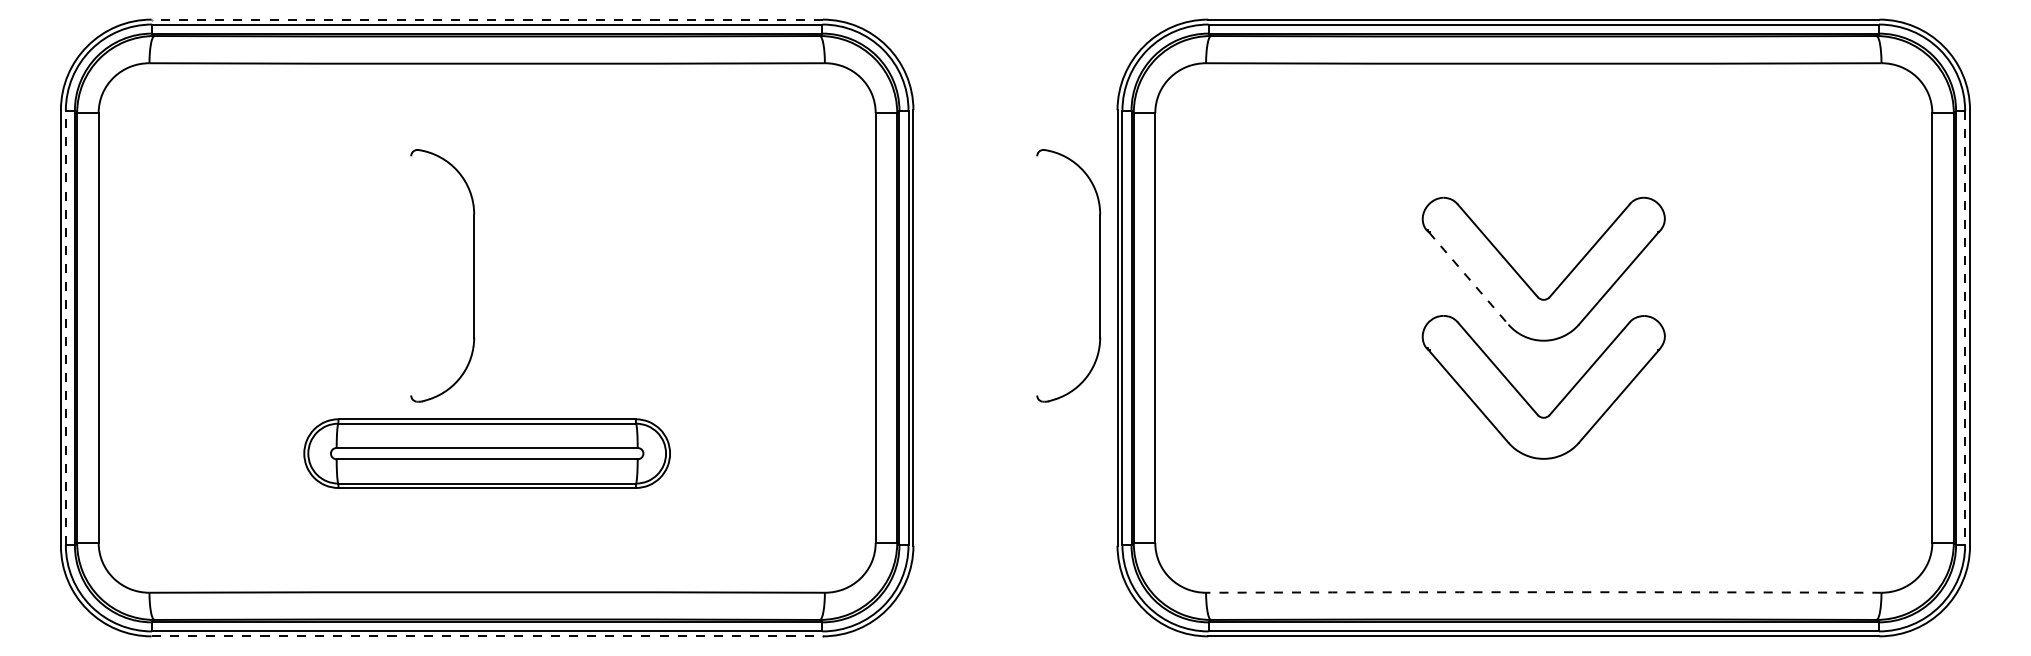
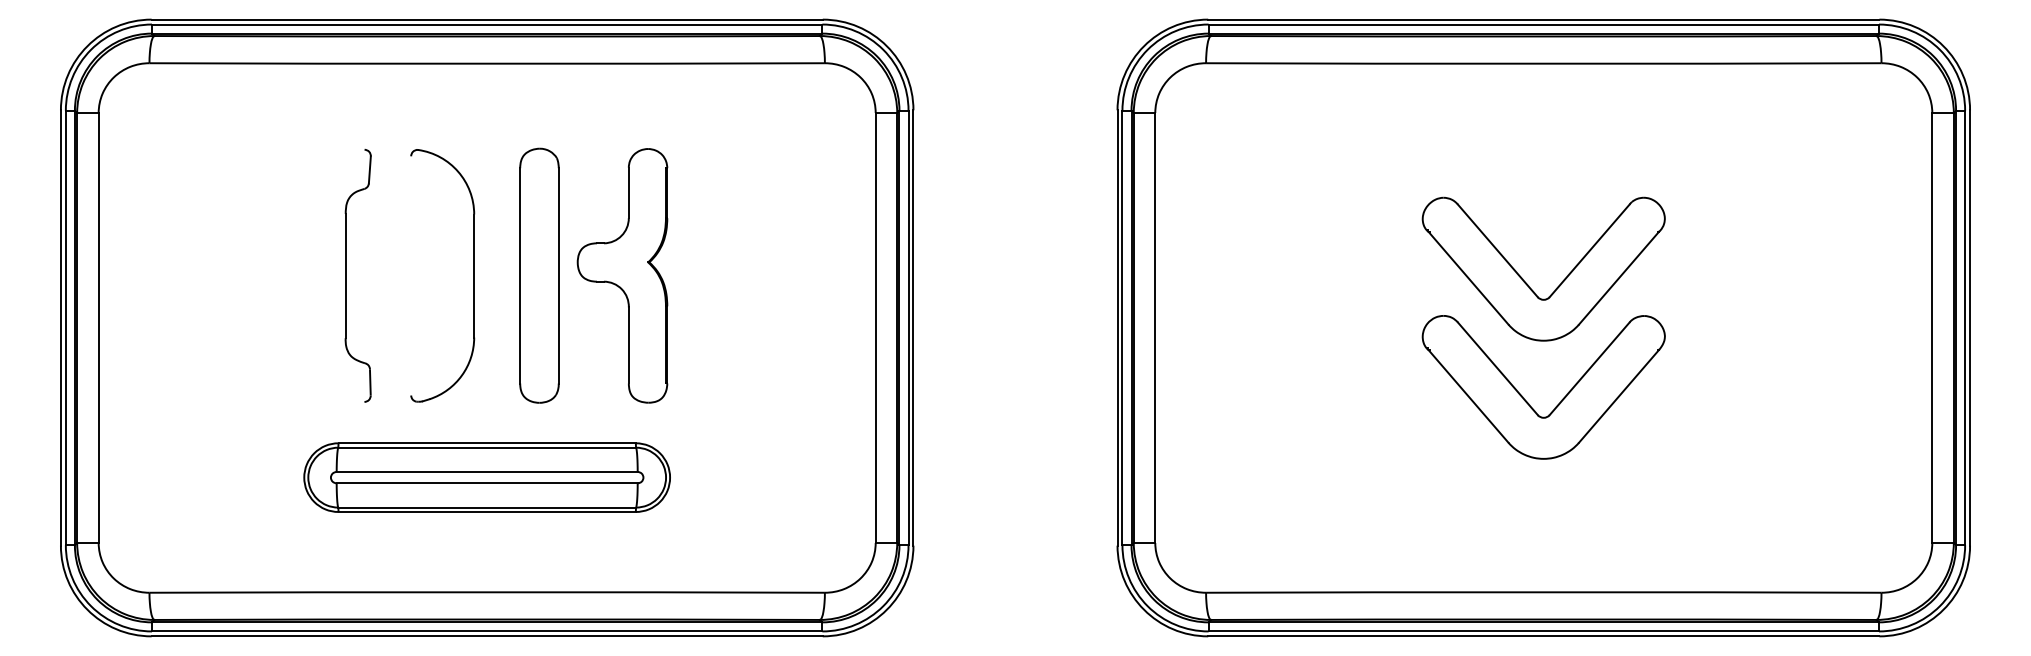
line: dashed -> solid (487, 19)
part: none -> present (346, 275)
part: none -> present (539, 275)
part: none -> present (622, 275)
part: present -> none (1099, 275)
line: dashed -> solid (1468, 278)
line: dashed -> solid (65, 327)
line: dashed -> solid (1965, 328)
part position: (486, 453) -> (486, 477) (486, 477)
arc: dashed -> solid (1543, 592)
line: dashed -> solid (487, 636)
